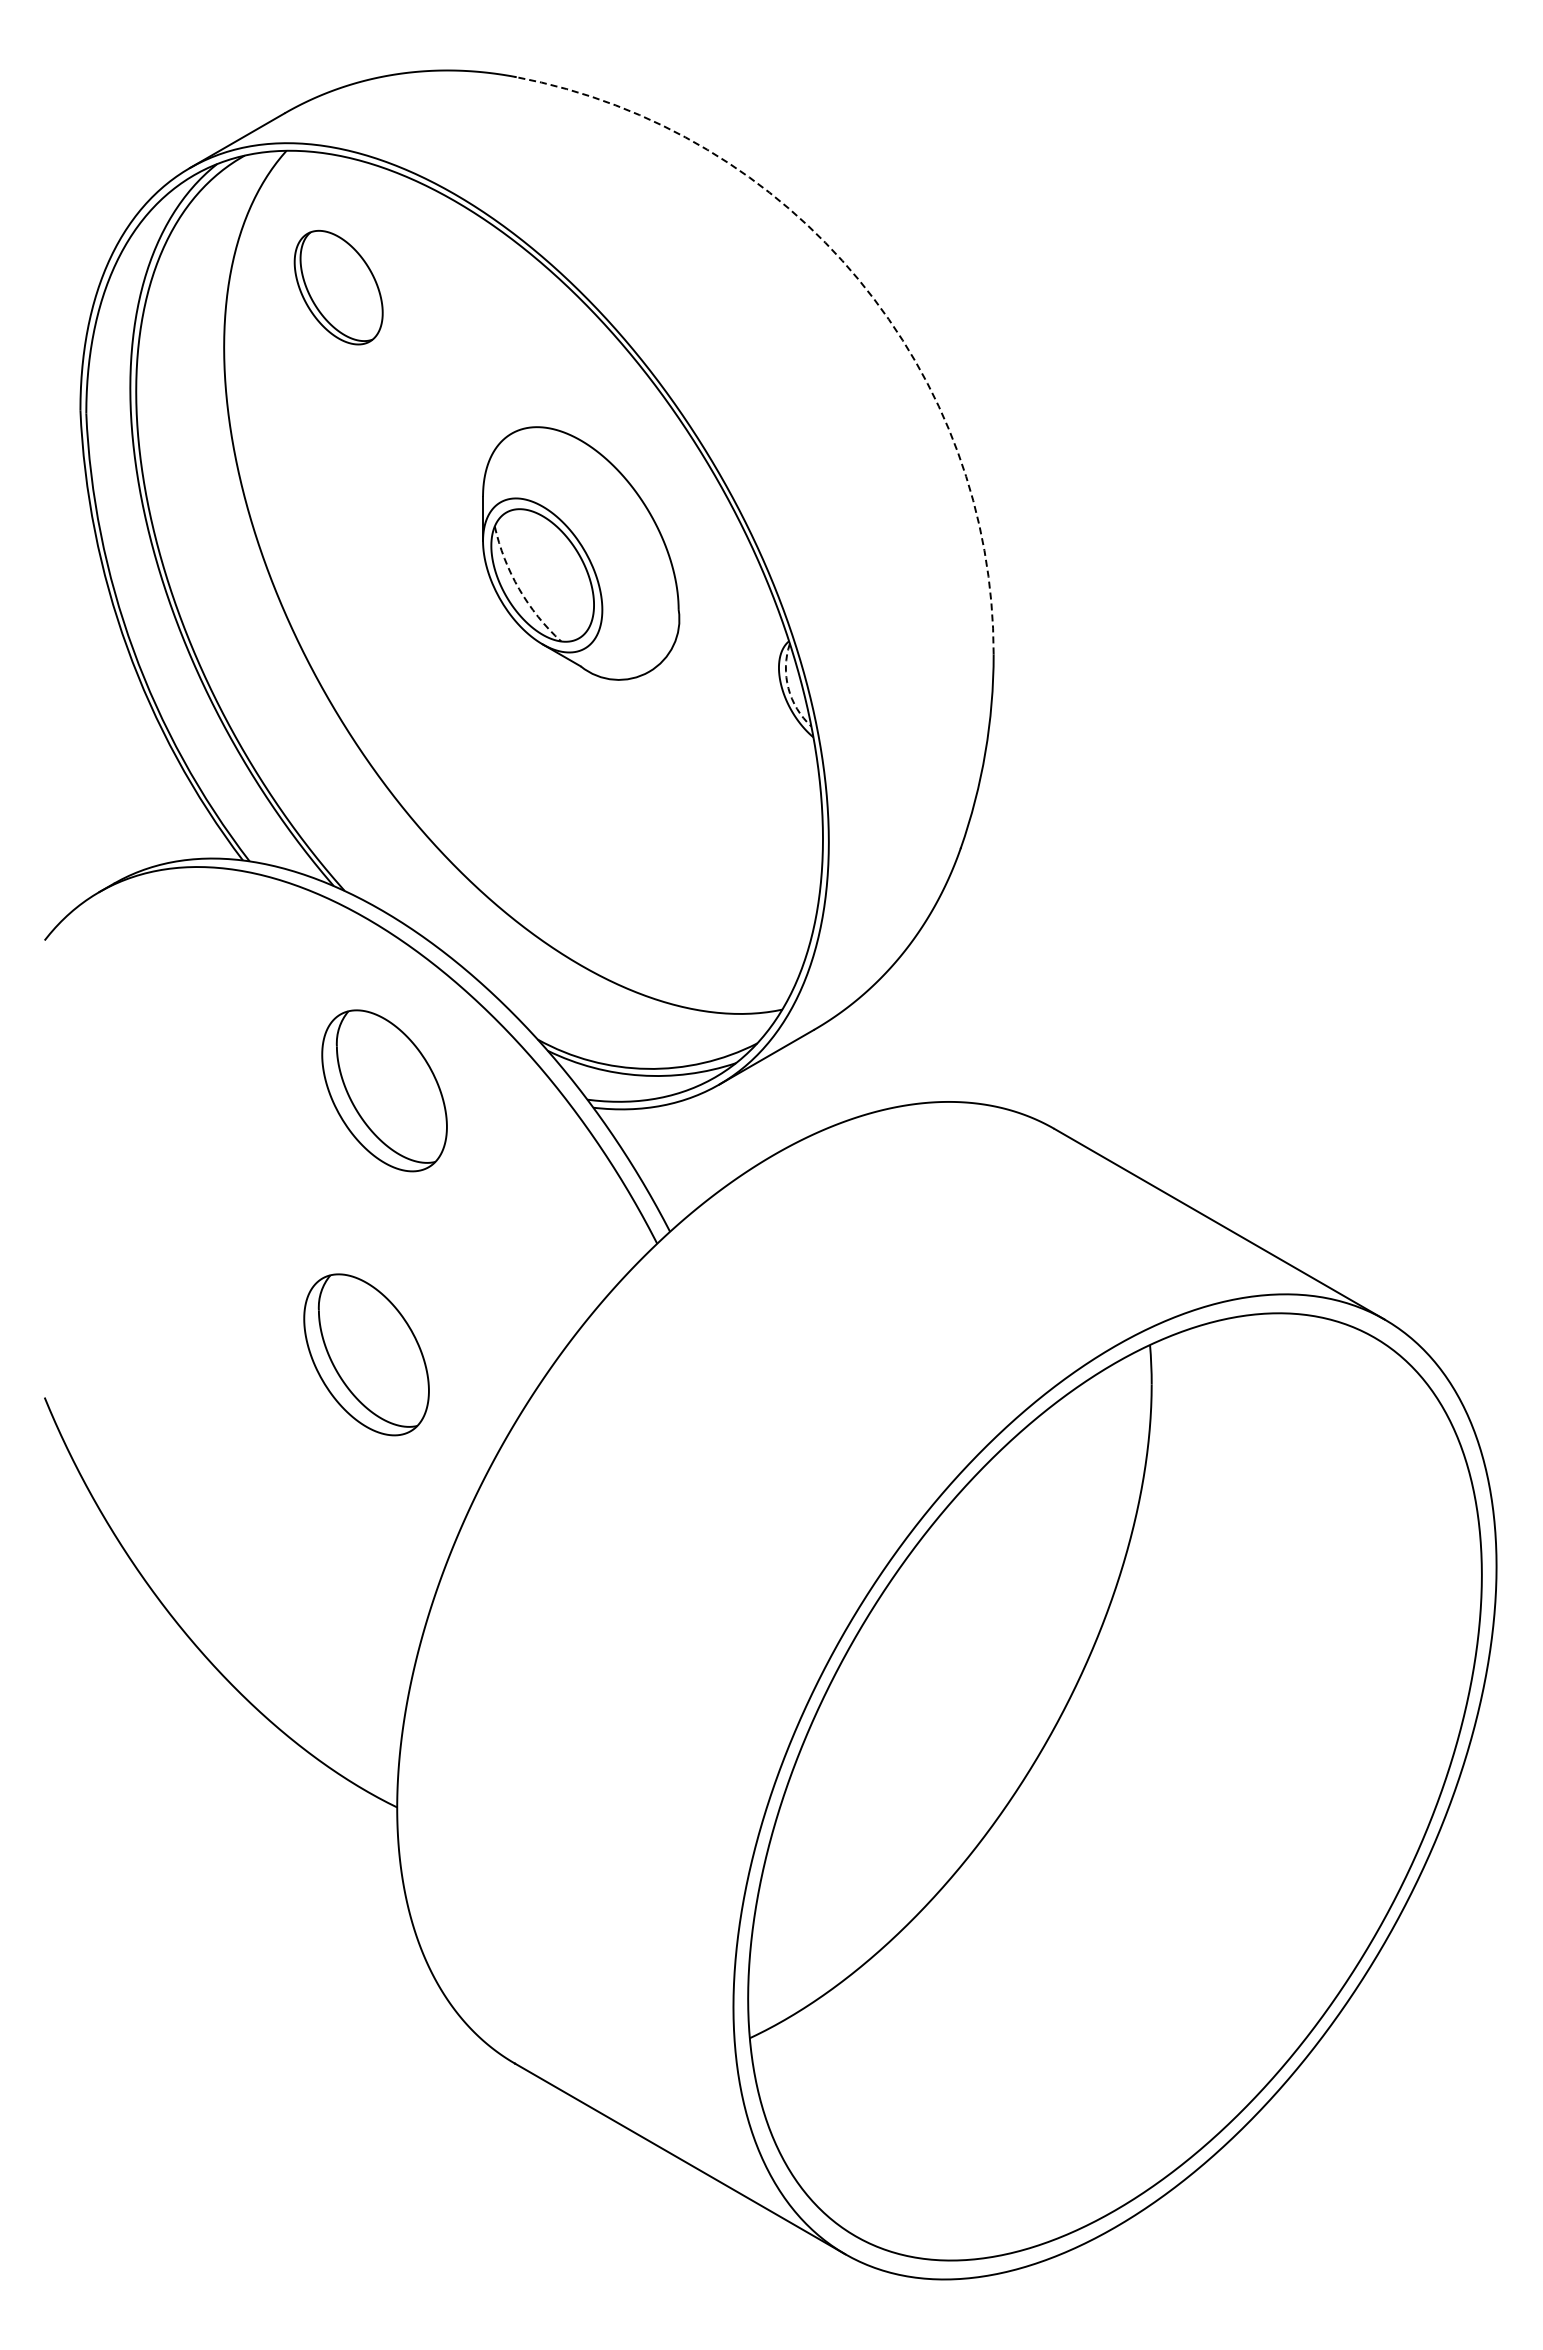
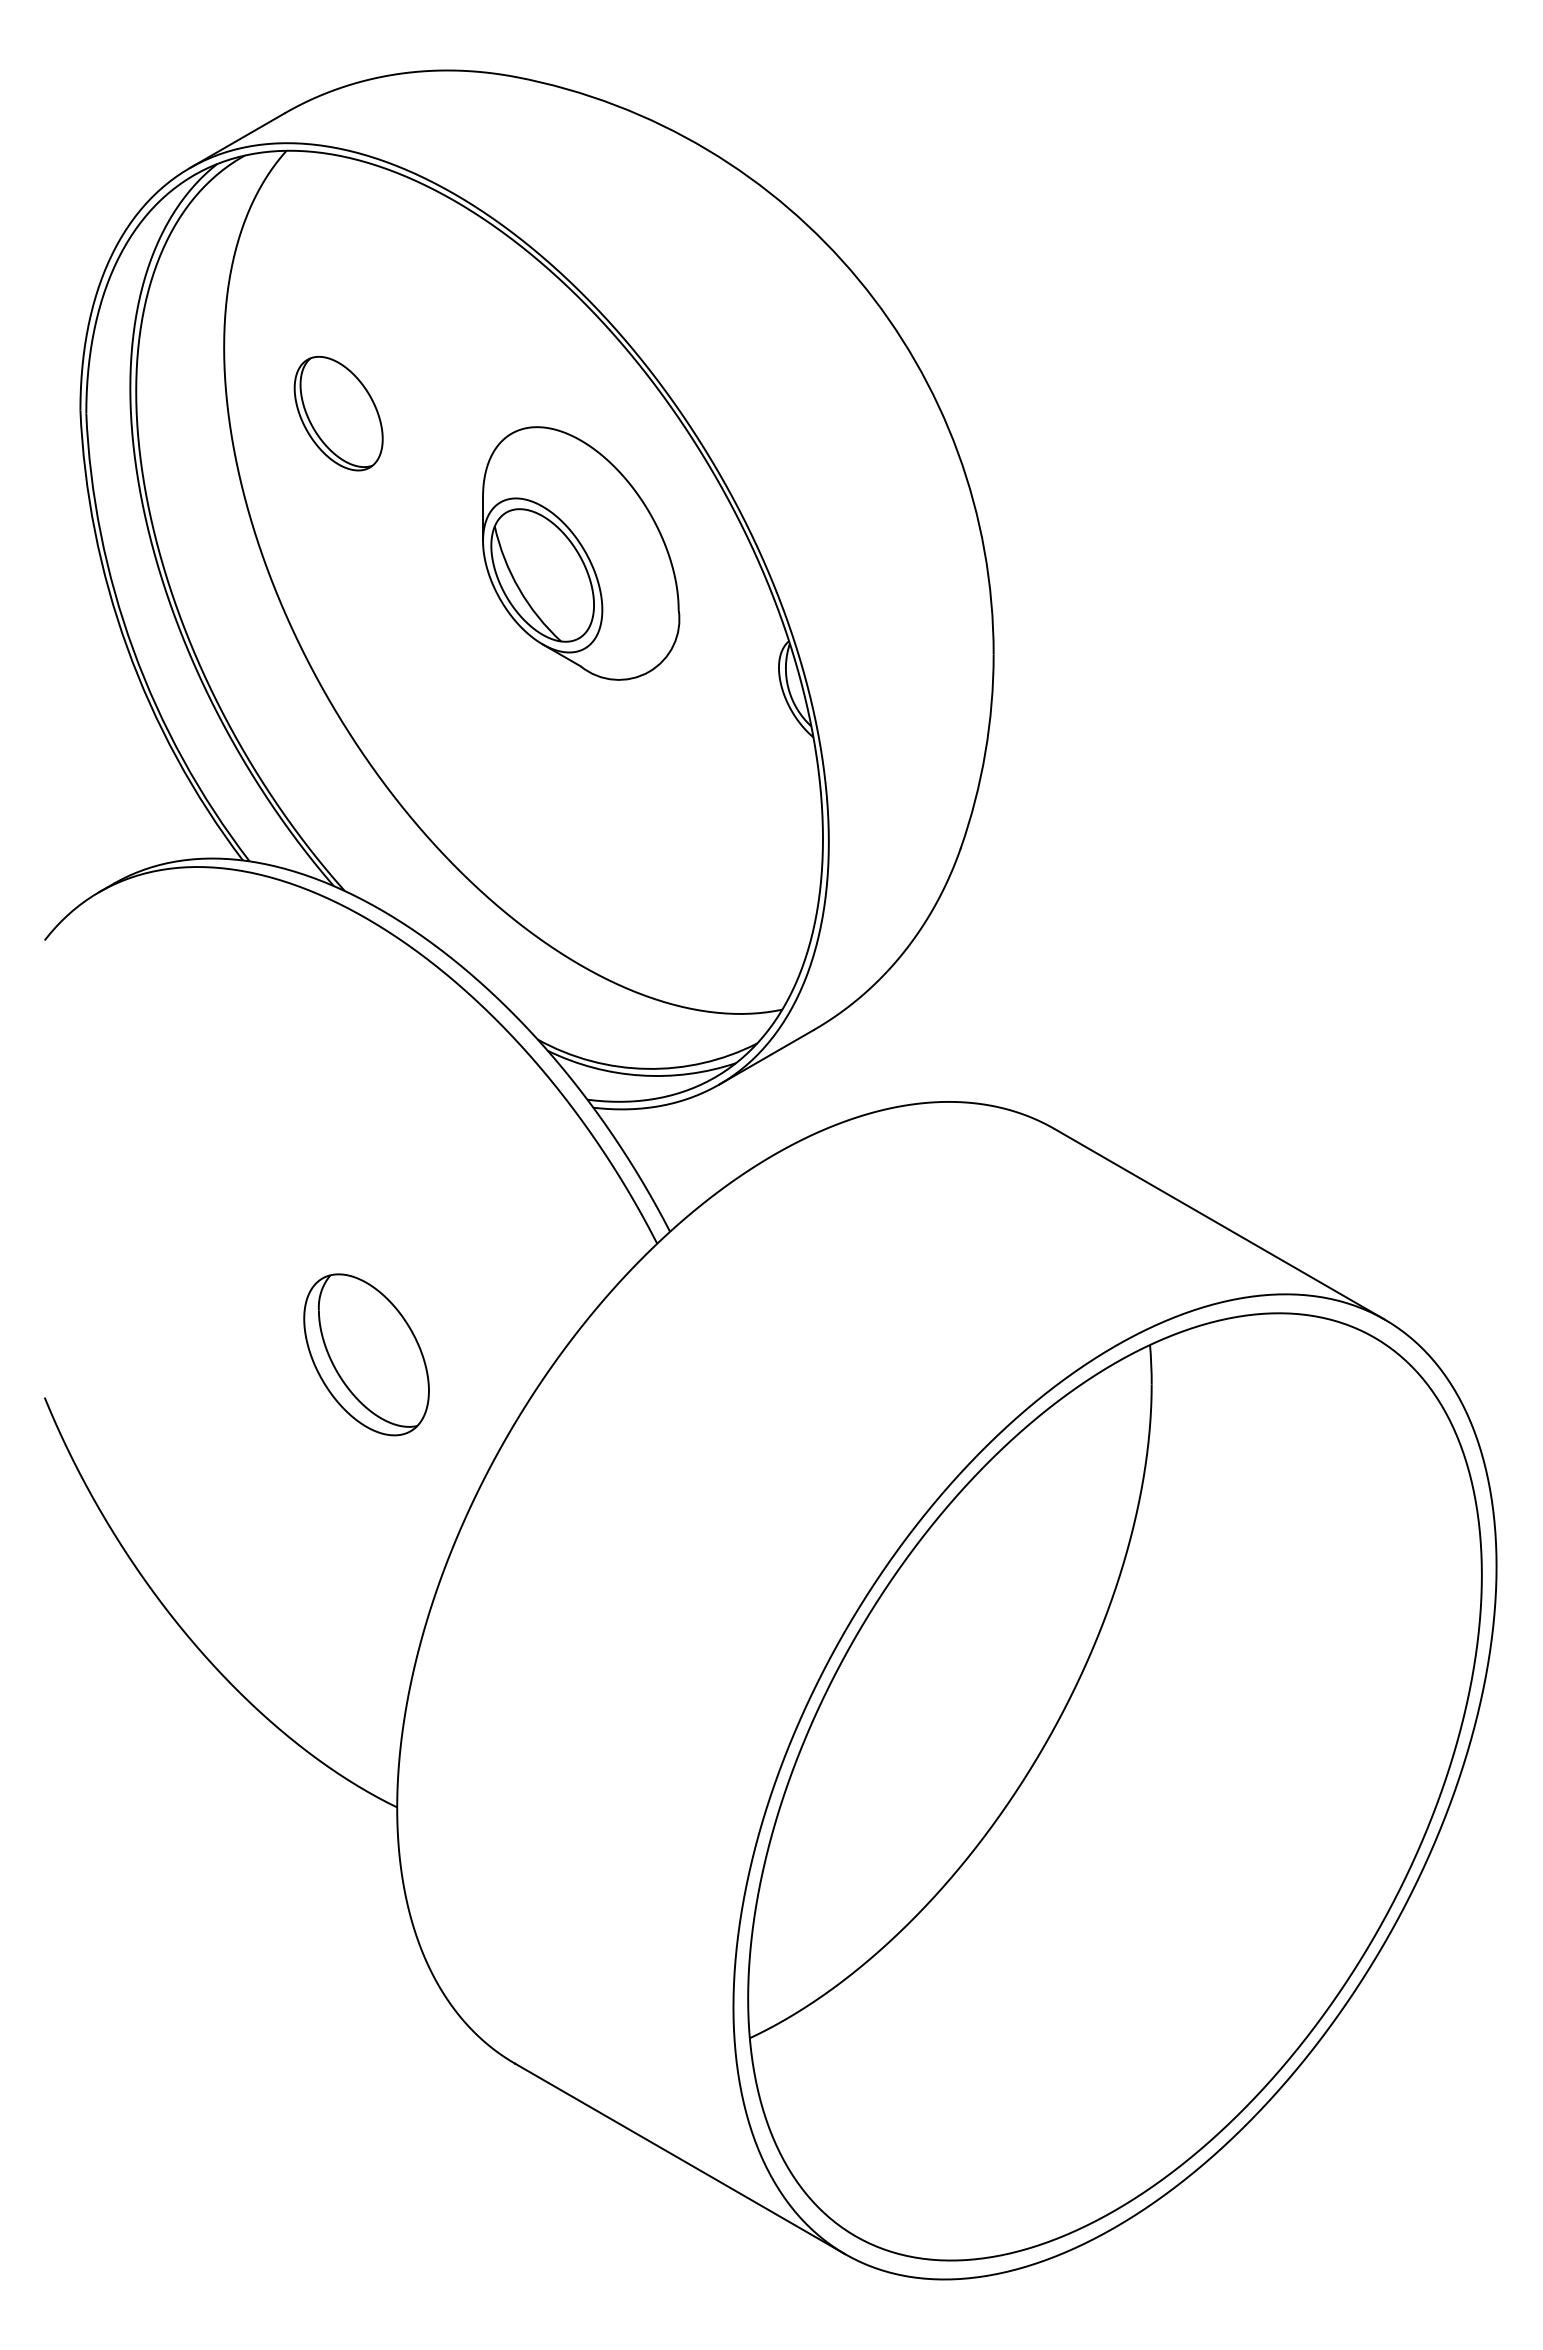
arc: dashed -> solid (858, 279)
part position: (338, 287) -> (338, 413) (338, 413)
arc: dashed -> solid (519, 589)
arc: dashed -> solid (788, 688)
part: present -> none (384, 1090)
